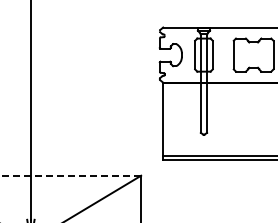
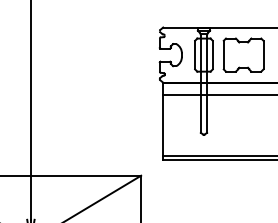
part position: (253, 54) -> (243, 54) (243, 54)
line: none -> present (218, 94)
line: dashed -> solid (70, 175)
